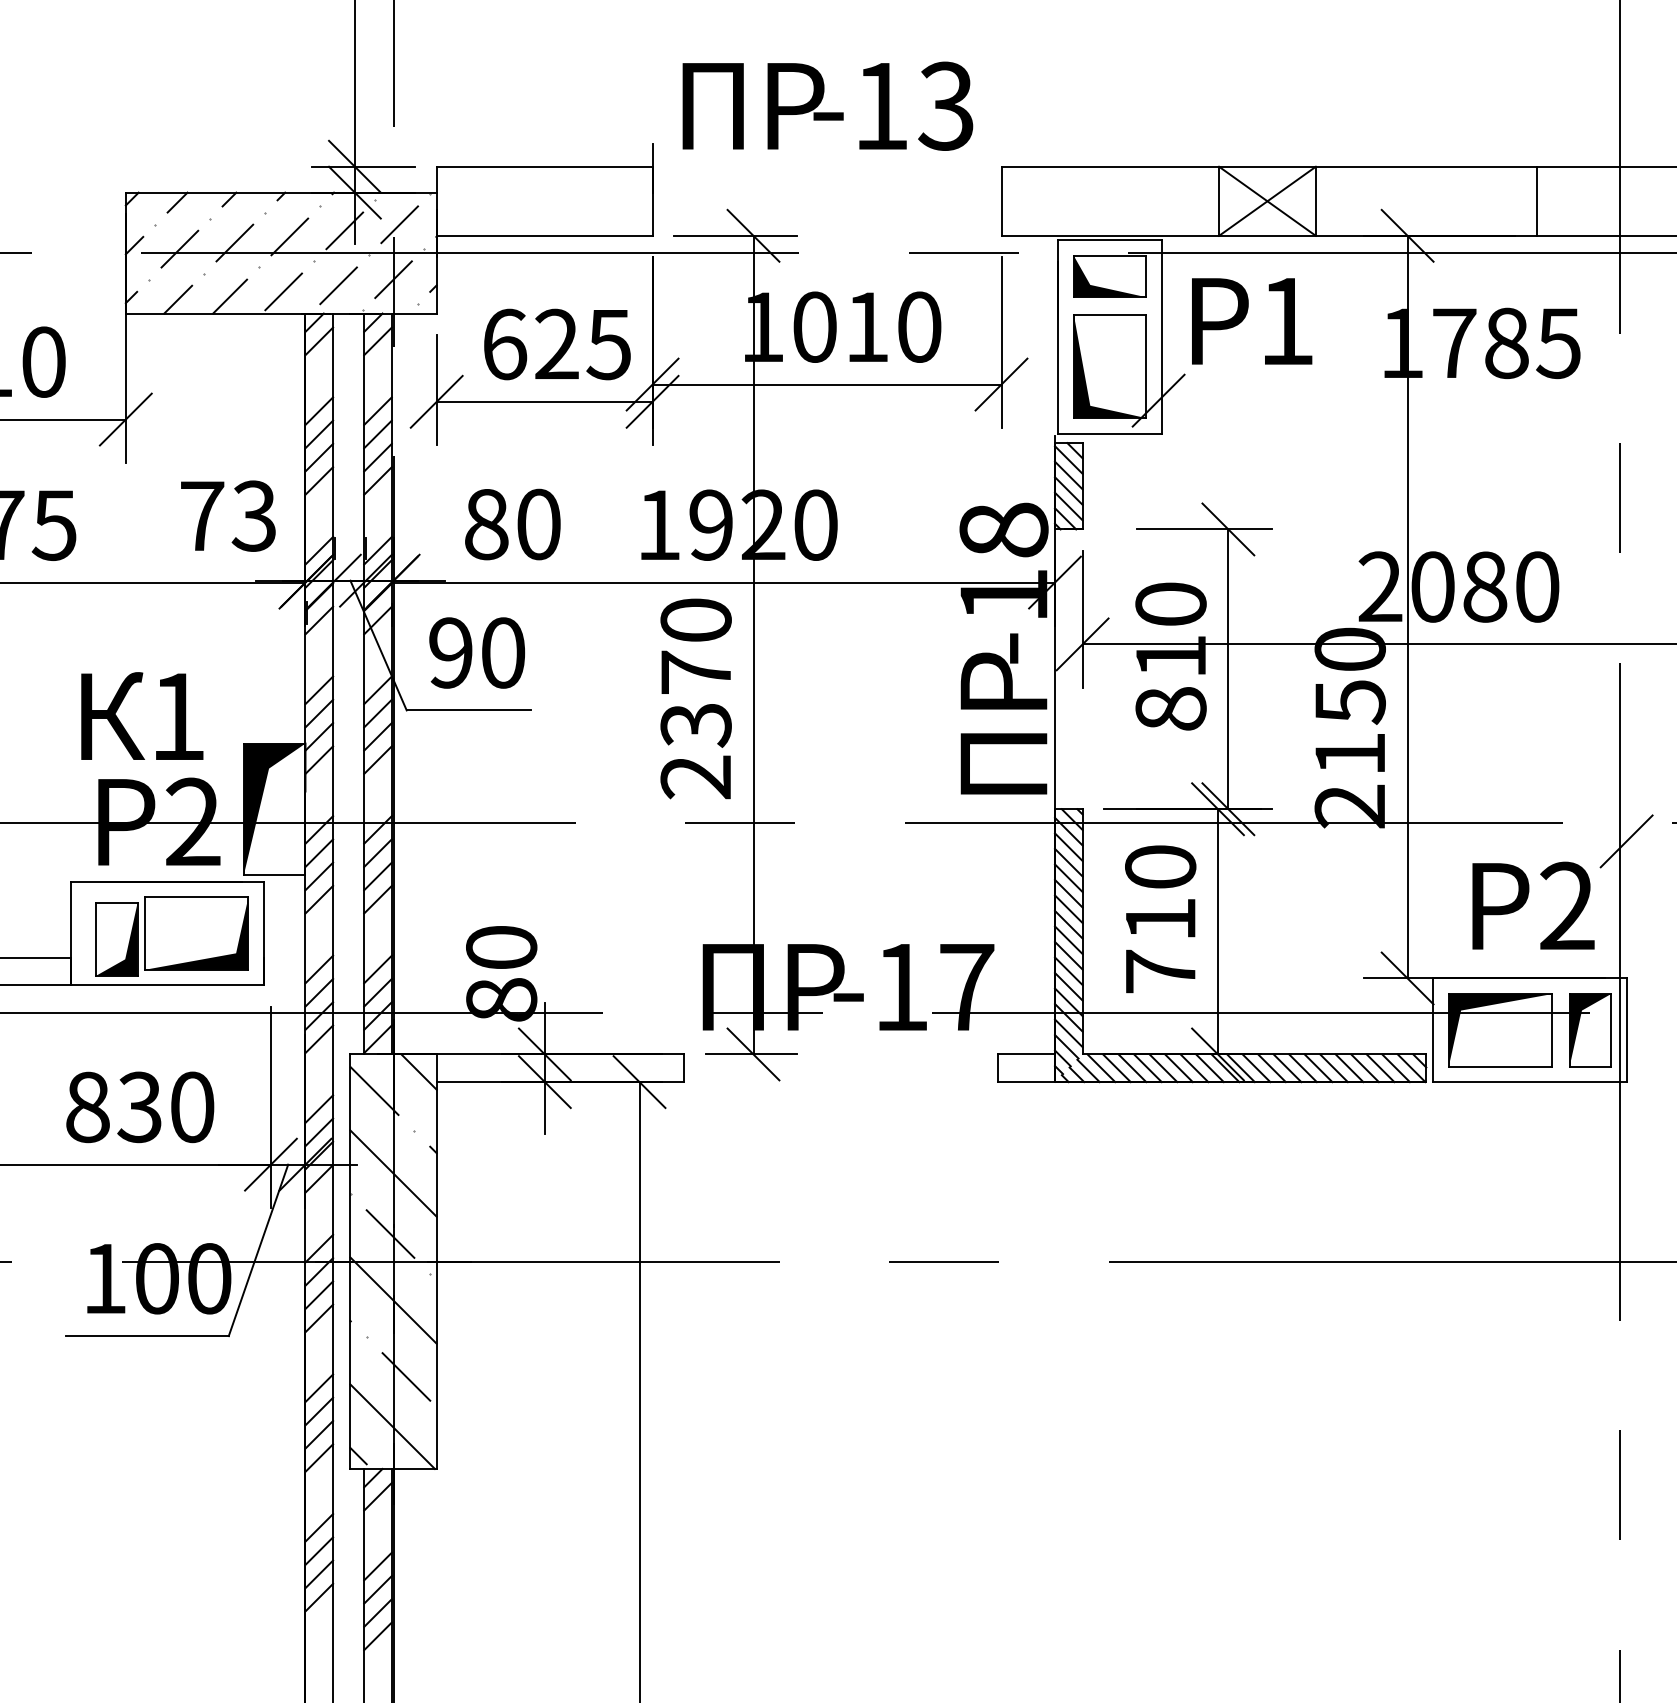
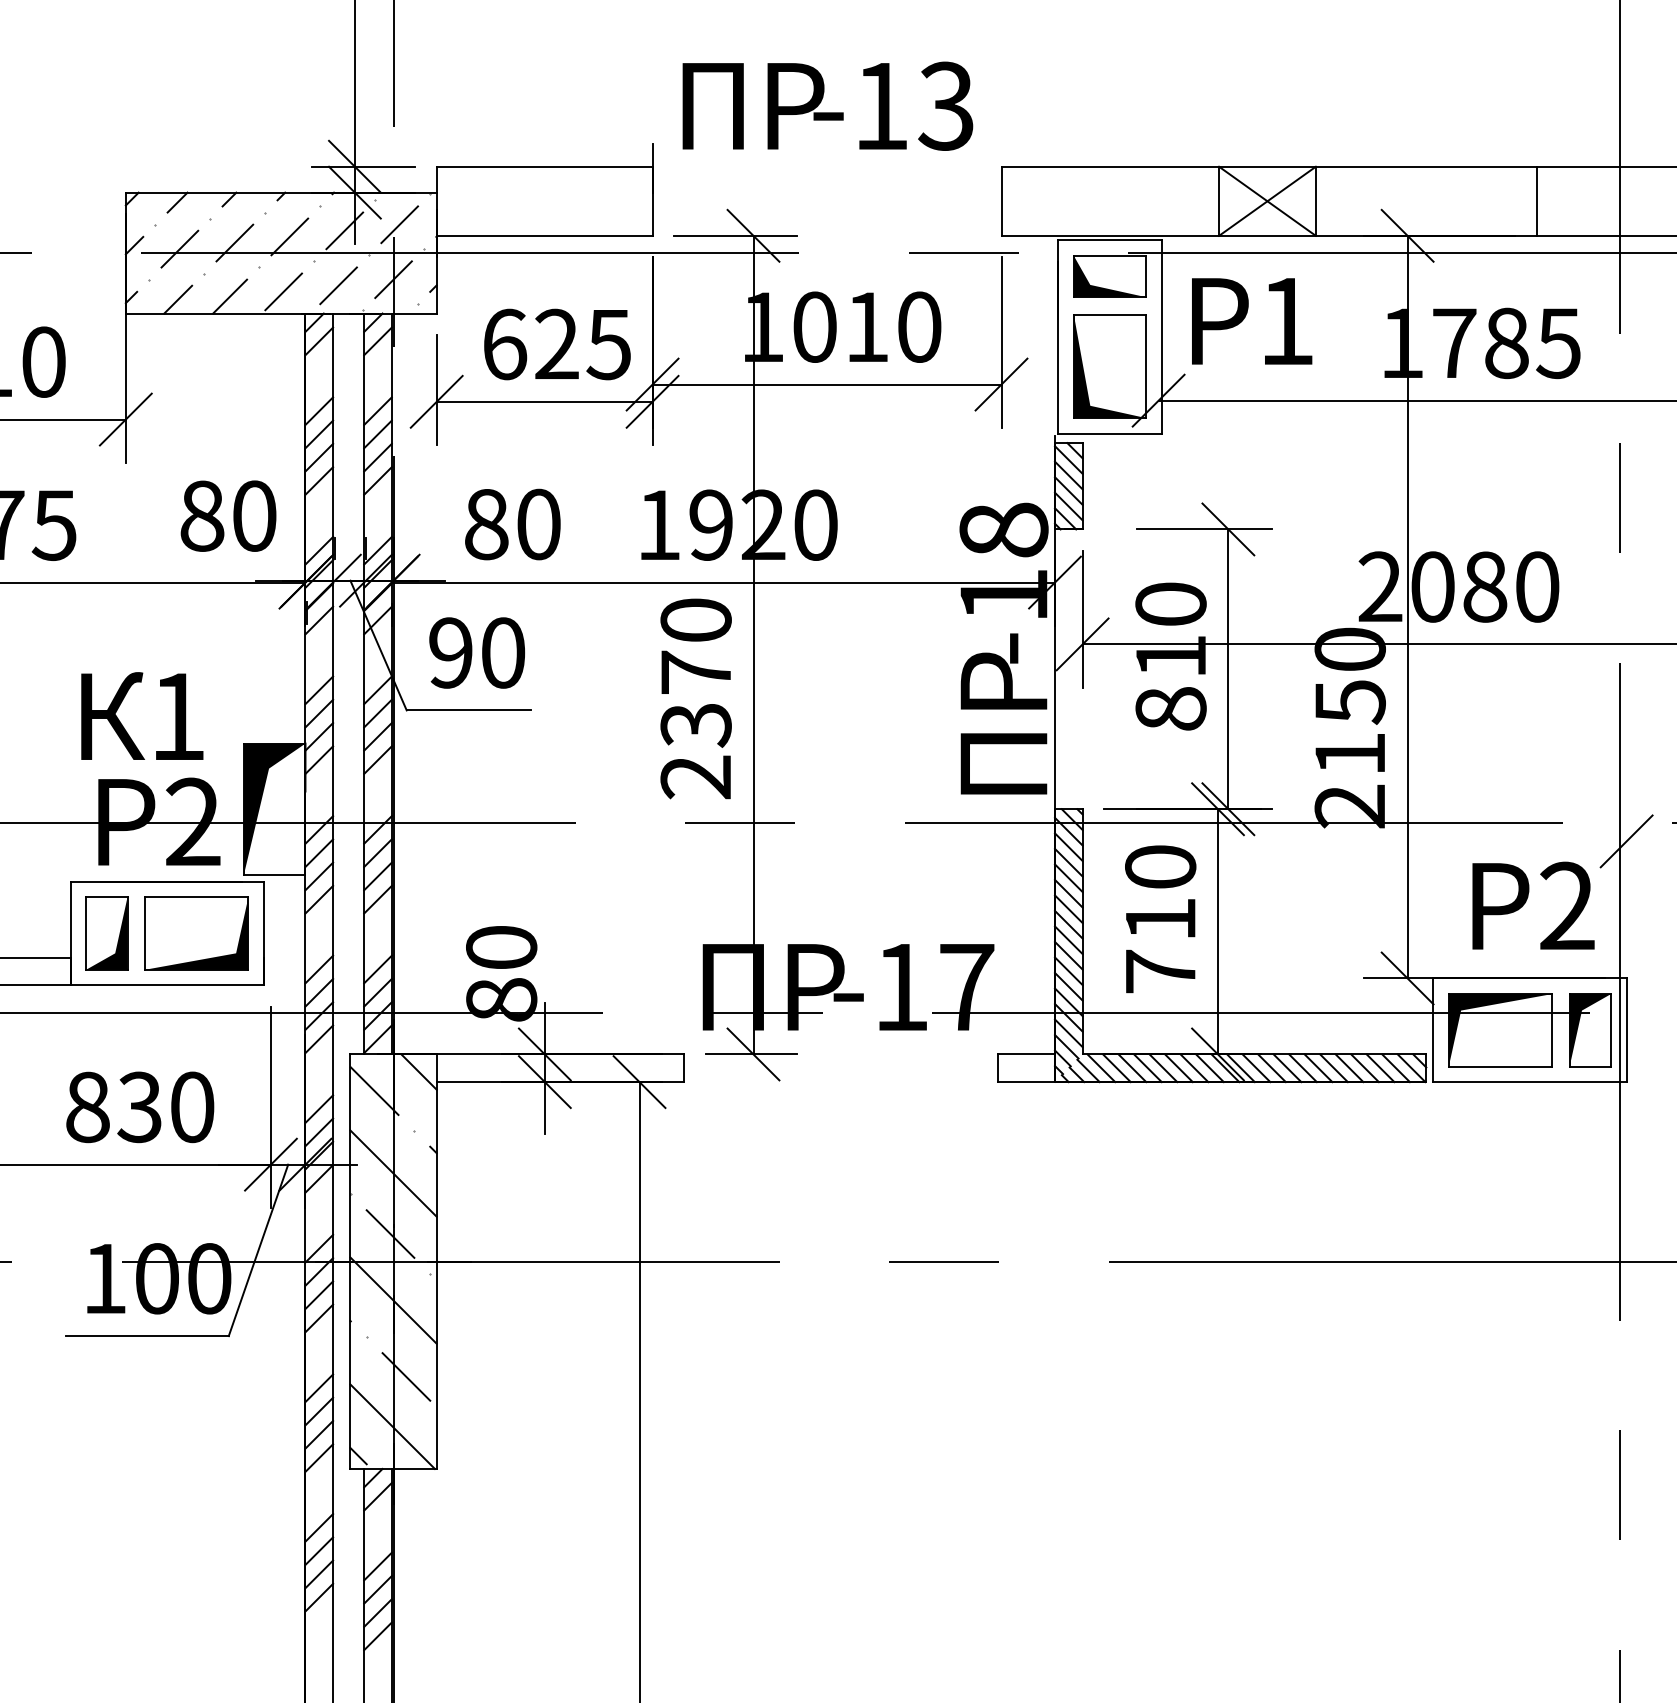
line: none -> present (1415, 400)
text: 73 -> 80 (228, 515)
part position: (116, 939) -> (106, 933) (106, 933)
